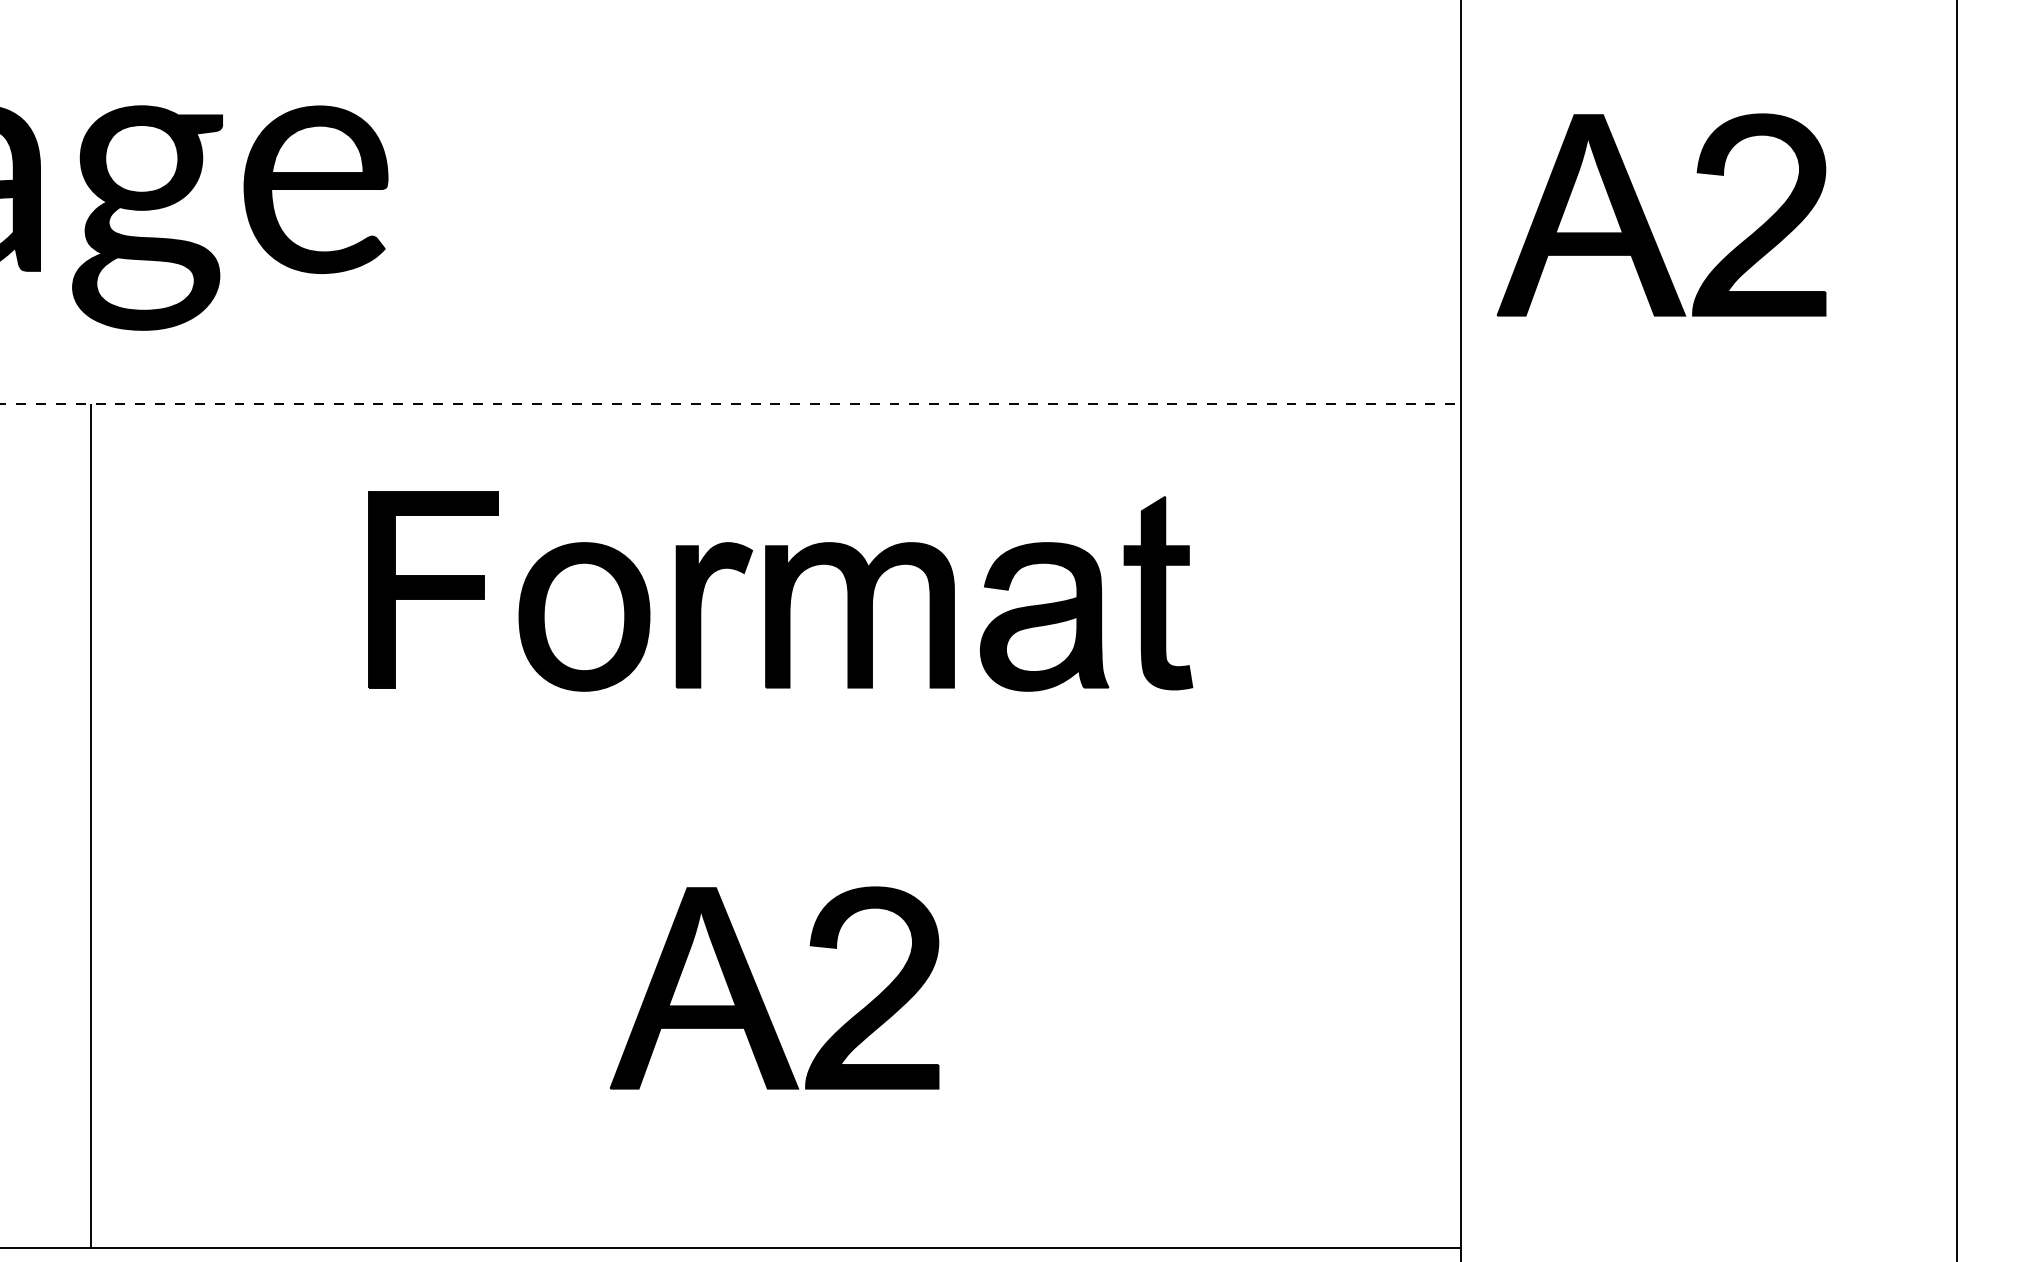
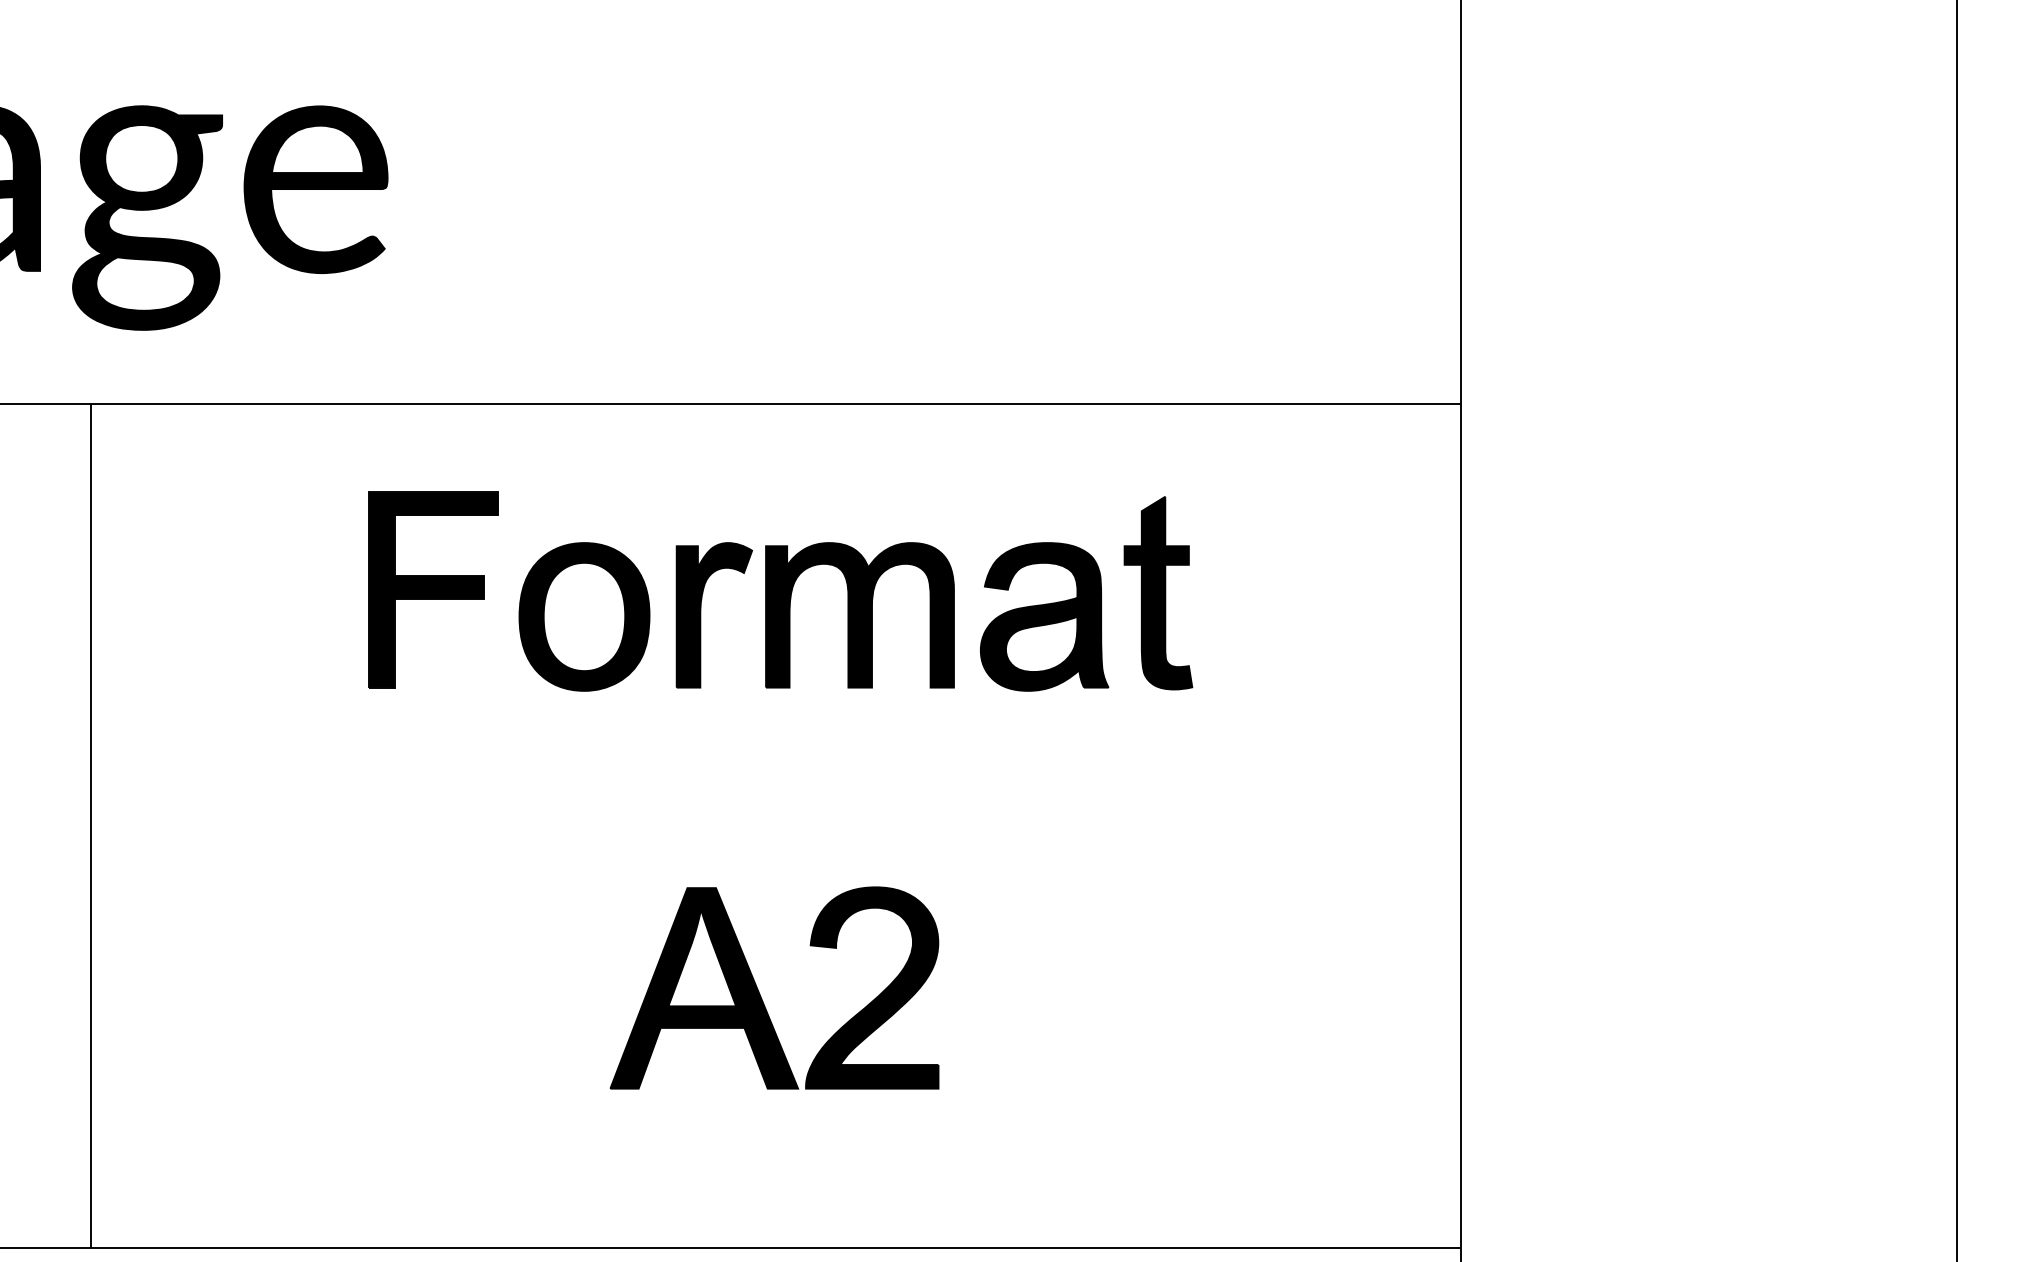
part: present -> none (1647, 220)
line: dashed -> solid (731, 403)
